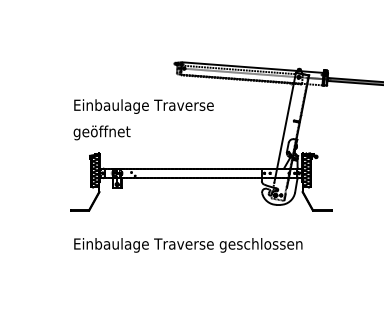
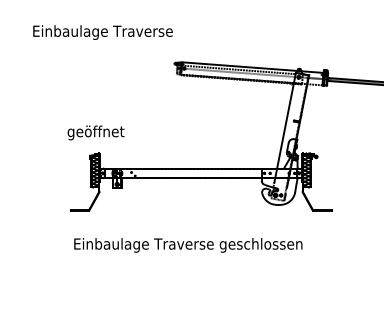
text position: (143, 106) -> (102, 32) (102, 32)
text position: (101, 132) -> (95, 132) (95, 132)
